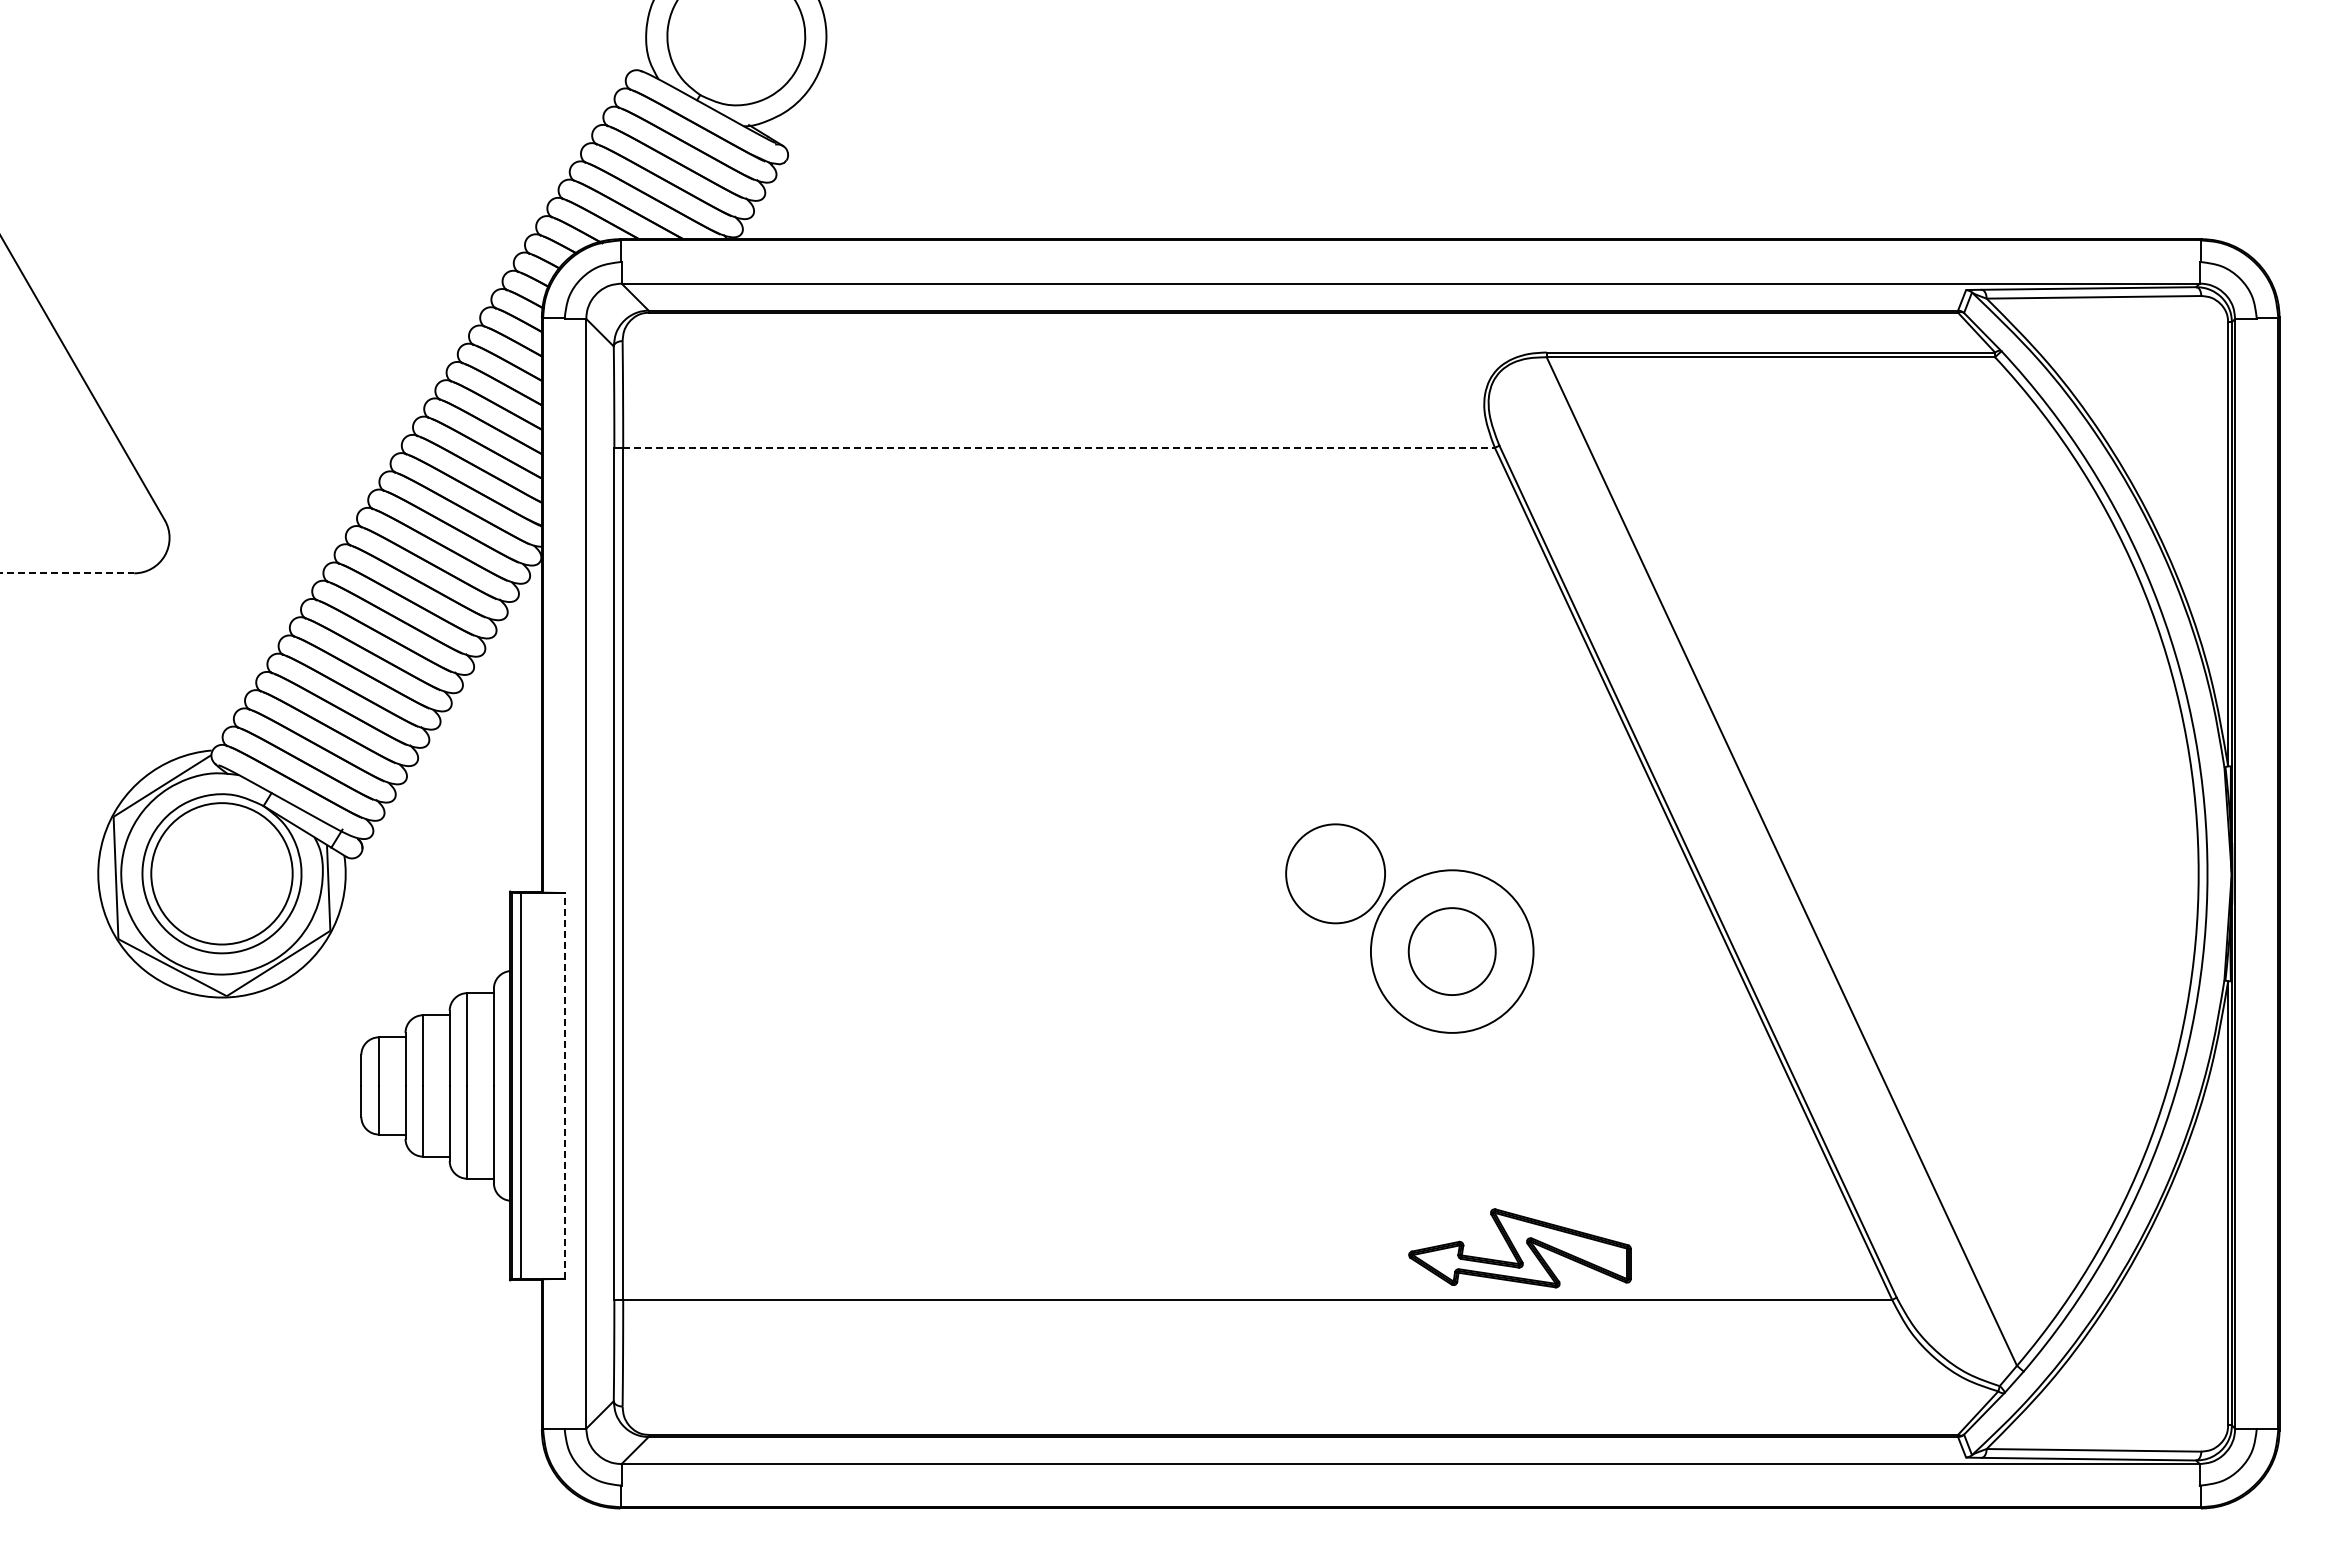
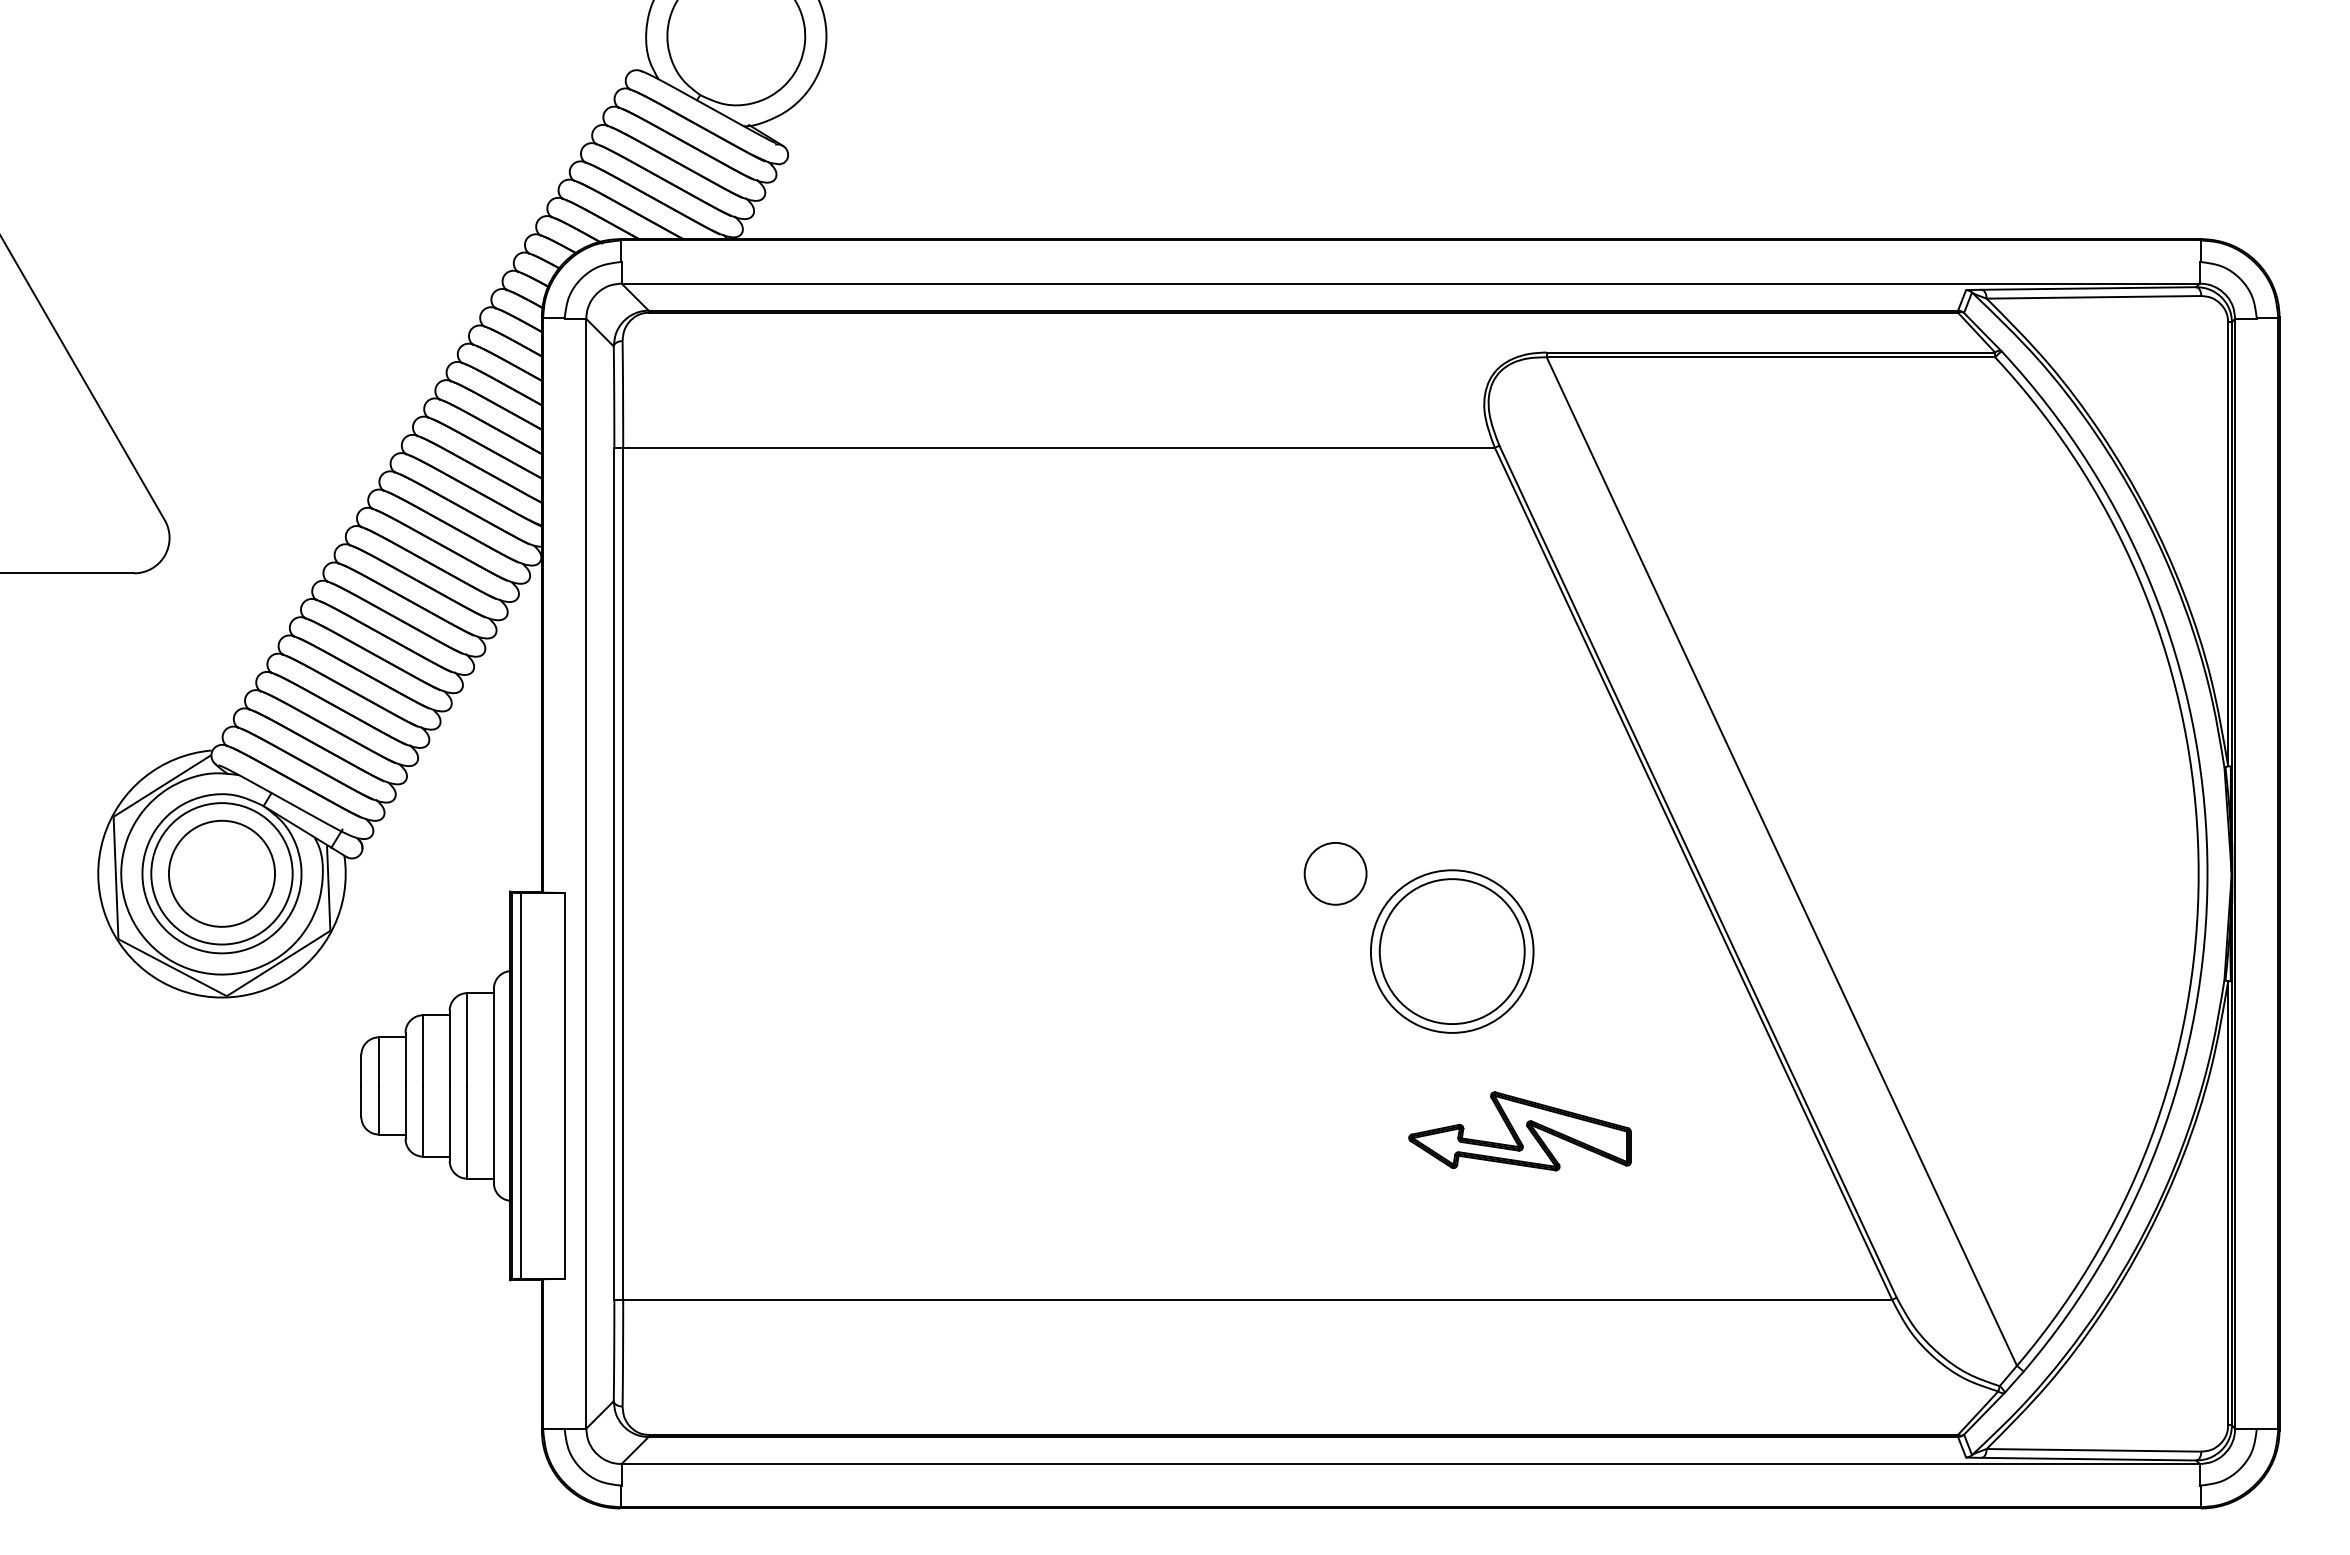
line: dashed -> solid (1059, 447)
line: dashed -> solid (67, 573)
circle: none -> present (221, 873)
circle diameter: 99 px -> 62 px (1335, 873)
circle diameter: 87 px -> 145 px (1451, 951)
line: dashed -> solid (564, 1085)
part position: (1519, 1248) -> (1519, 1131) (1519, 1131)
